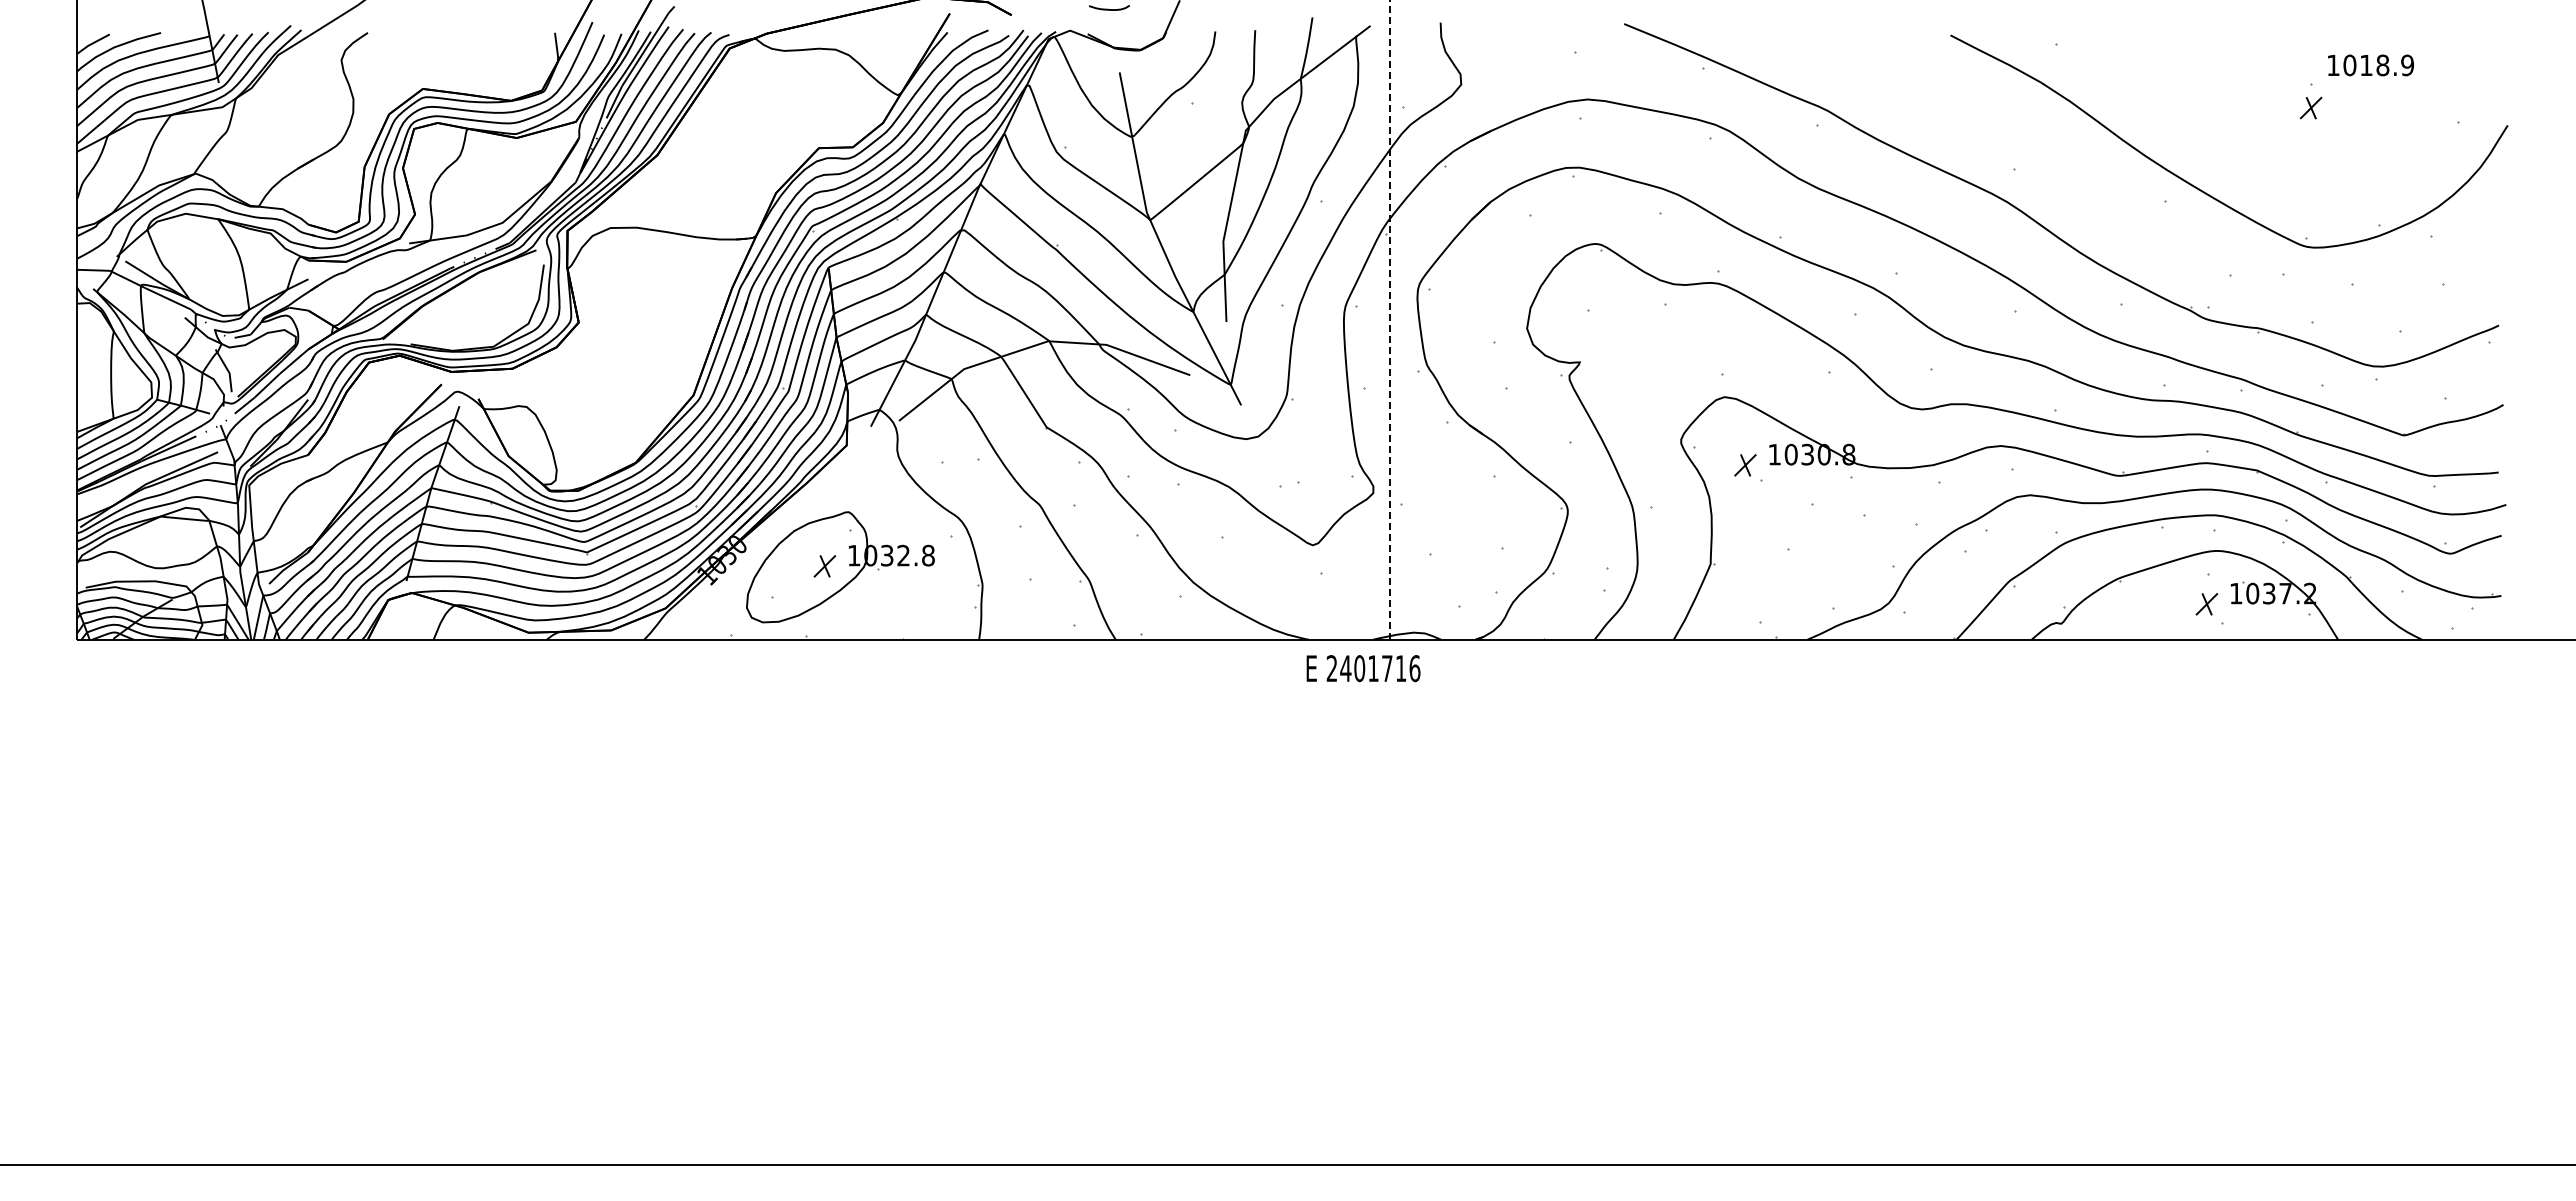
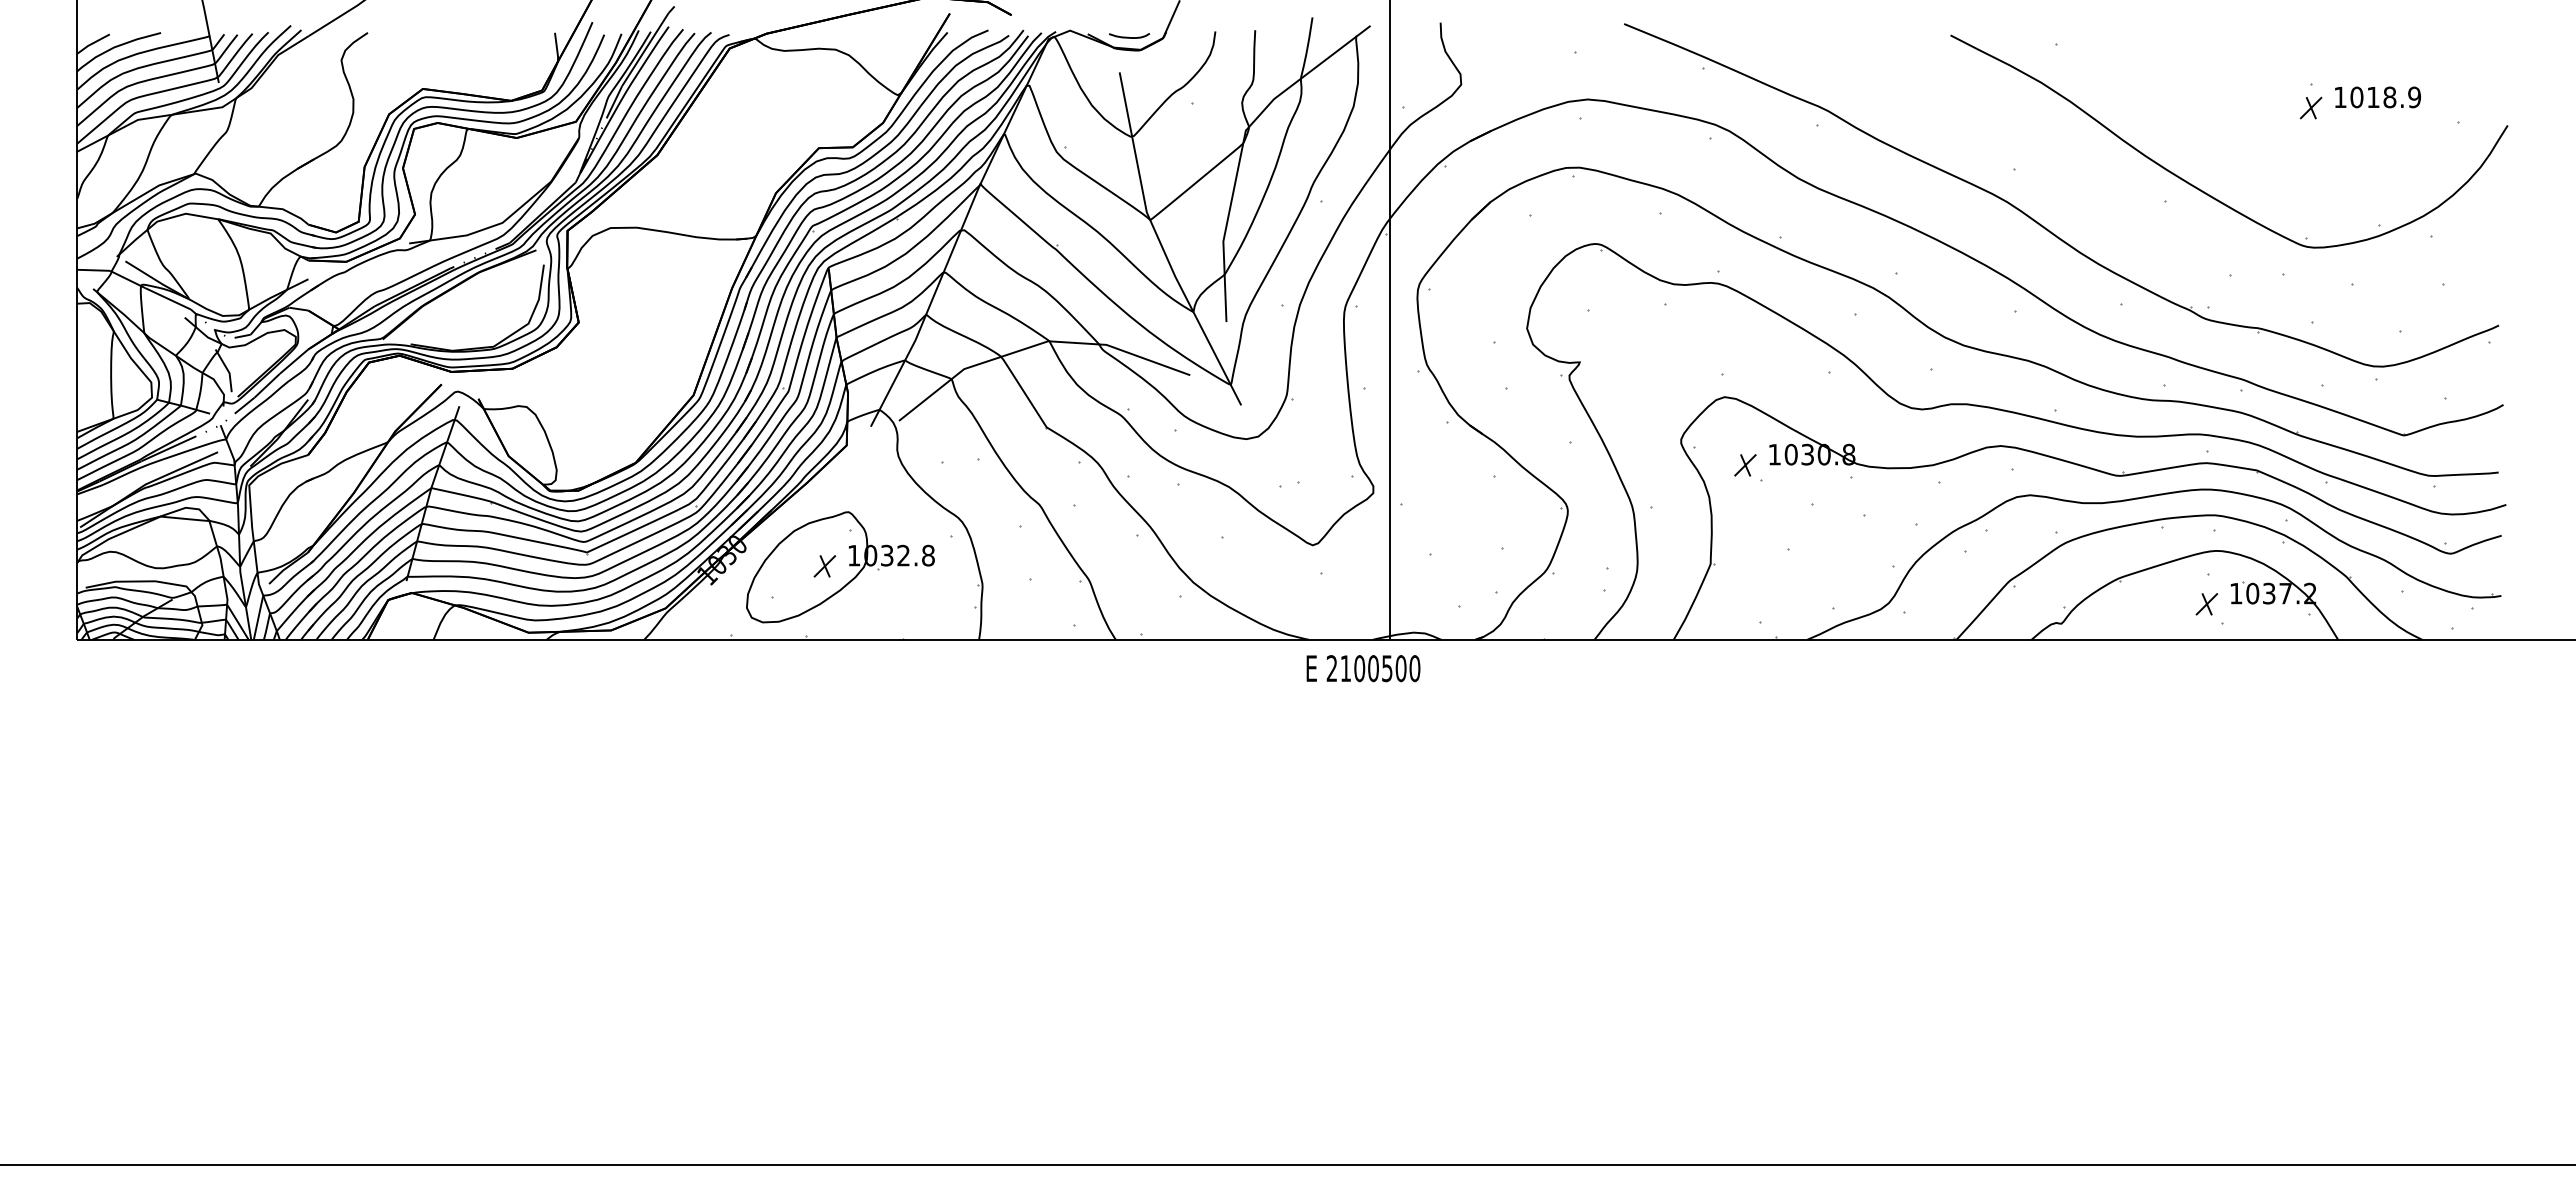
curve position: (1108, 8) -> (1128, 36) (1128, 36)
text position: (2370, 65) -> (2377, 97) (2377, 97)
line: dashed -> solid (1390, 320)
text: 2401716 -> 2100500 (1380, 668)
